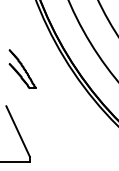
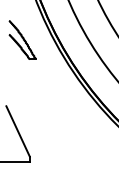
part position: (22, 68) -> (22, 39) (22, 39)
